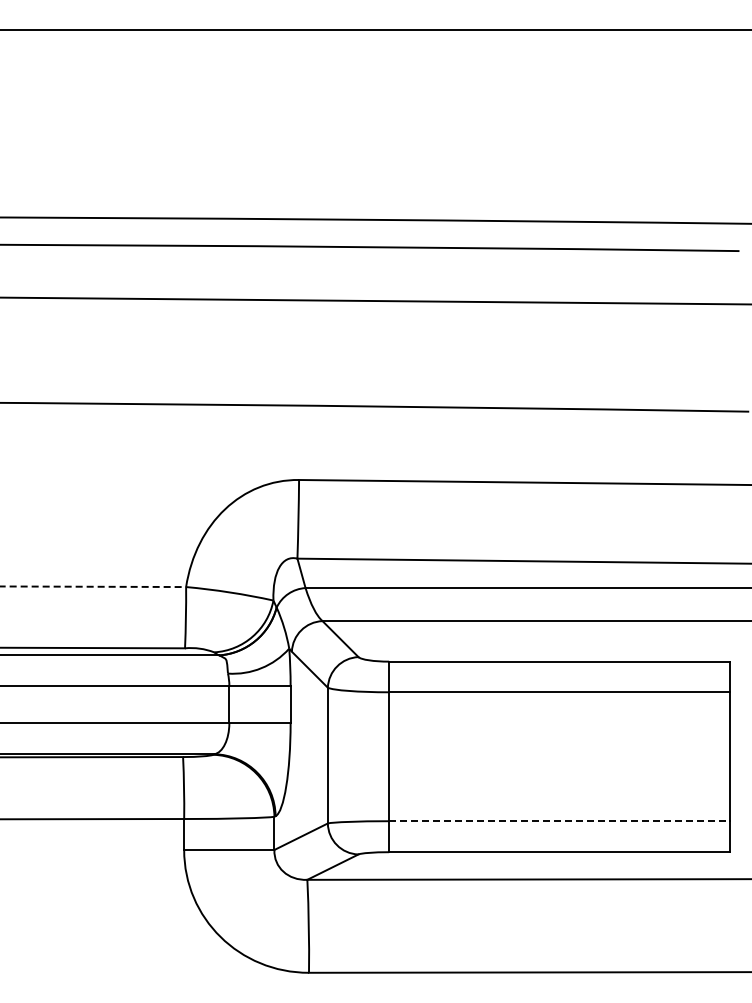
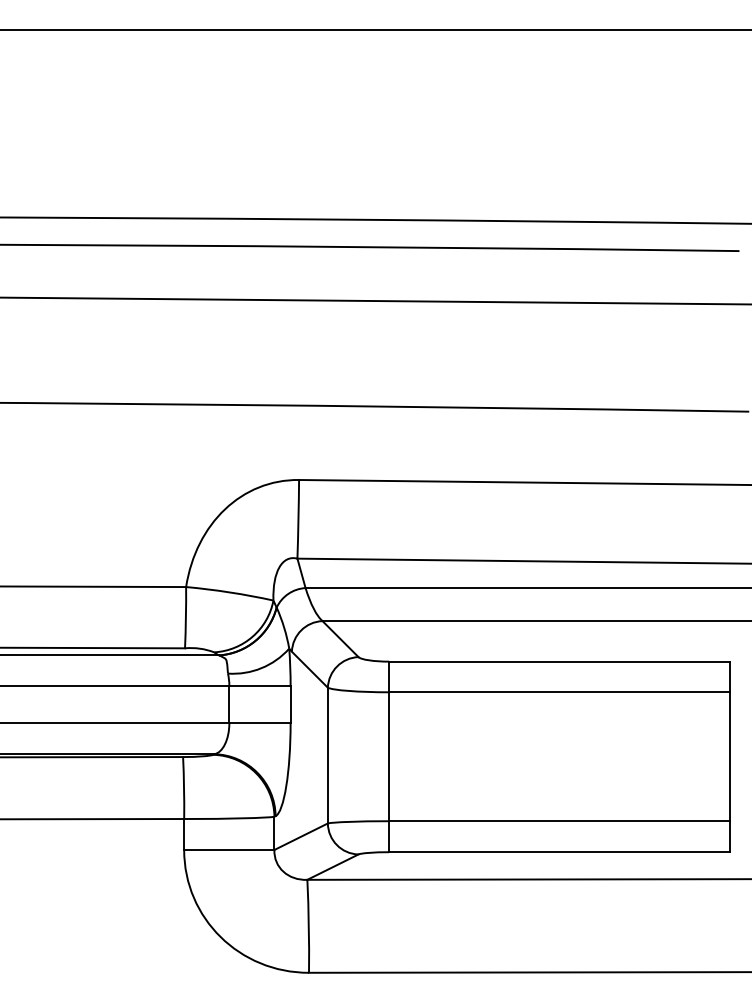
line: dashed -> solid (93, 586)
line: dashed -> solid (559, 821)
